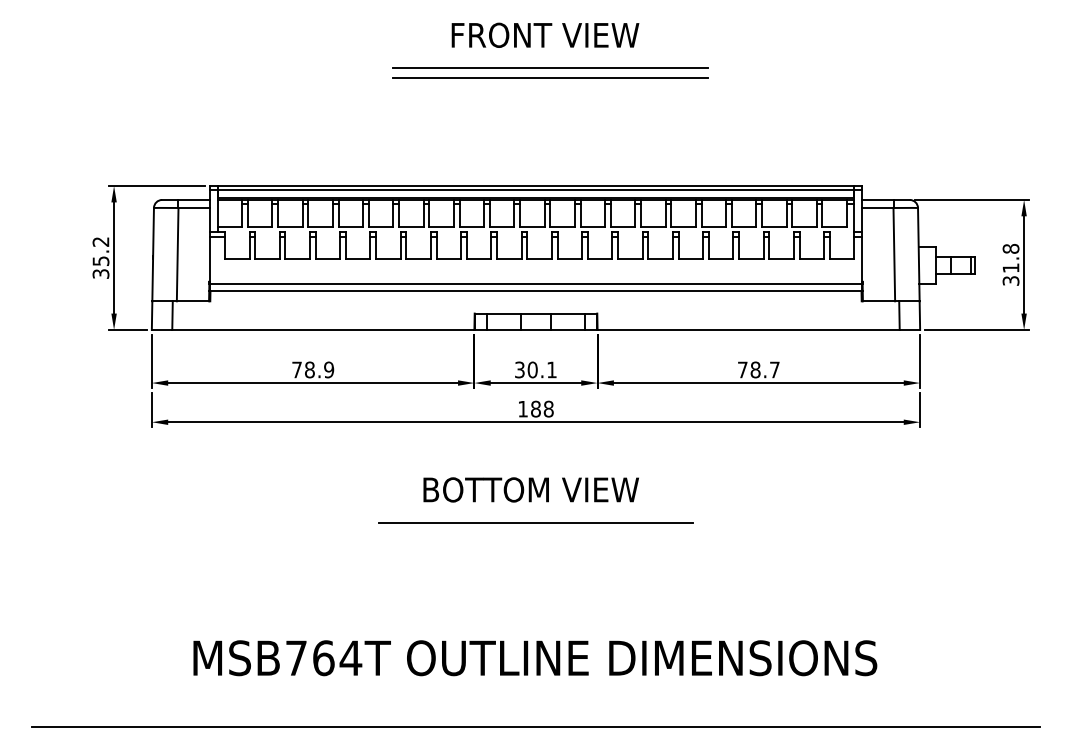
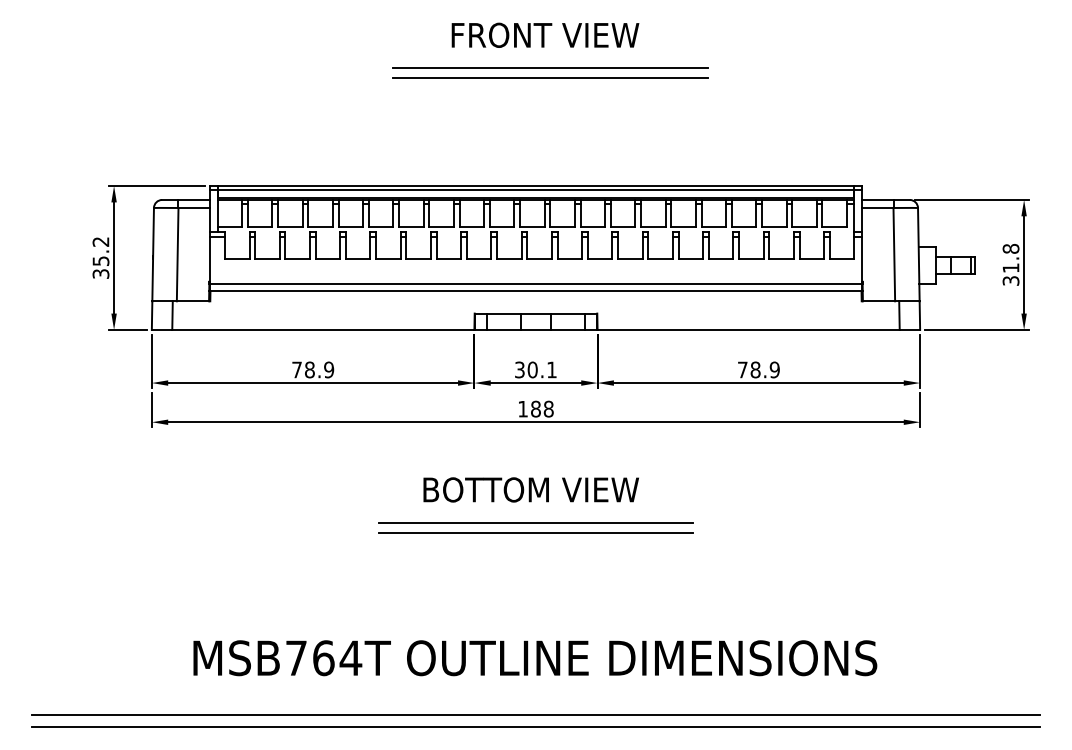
text: 78.7 -> 78.9 (774, 369)
line: none -> present (535, 532)
line: none -> present (535, 714)
